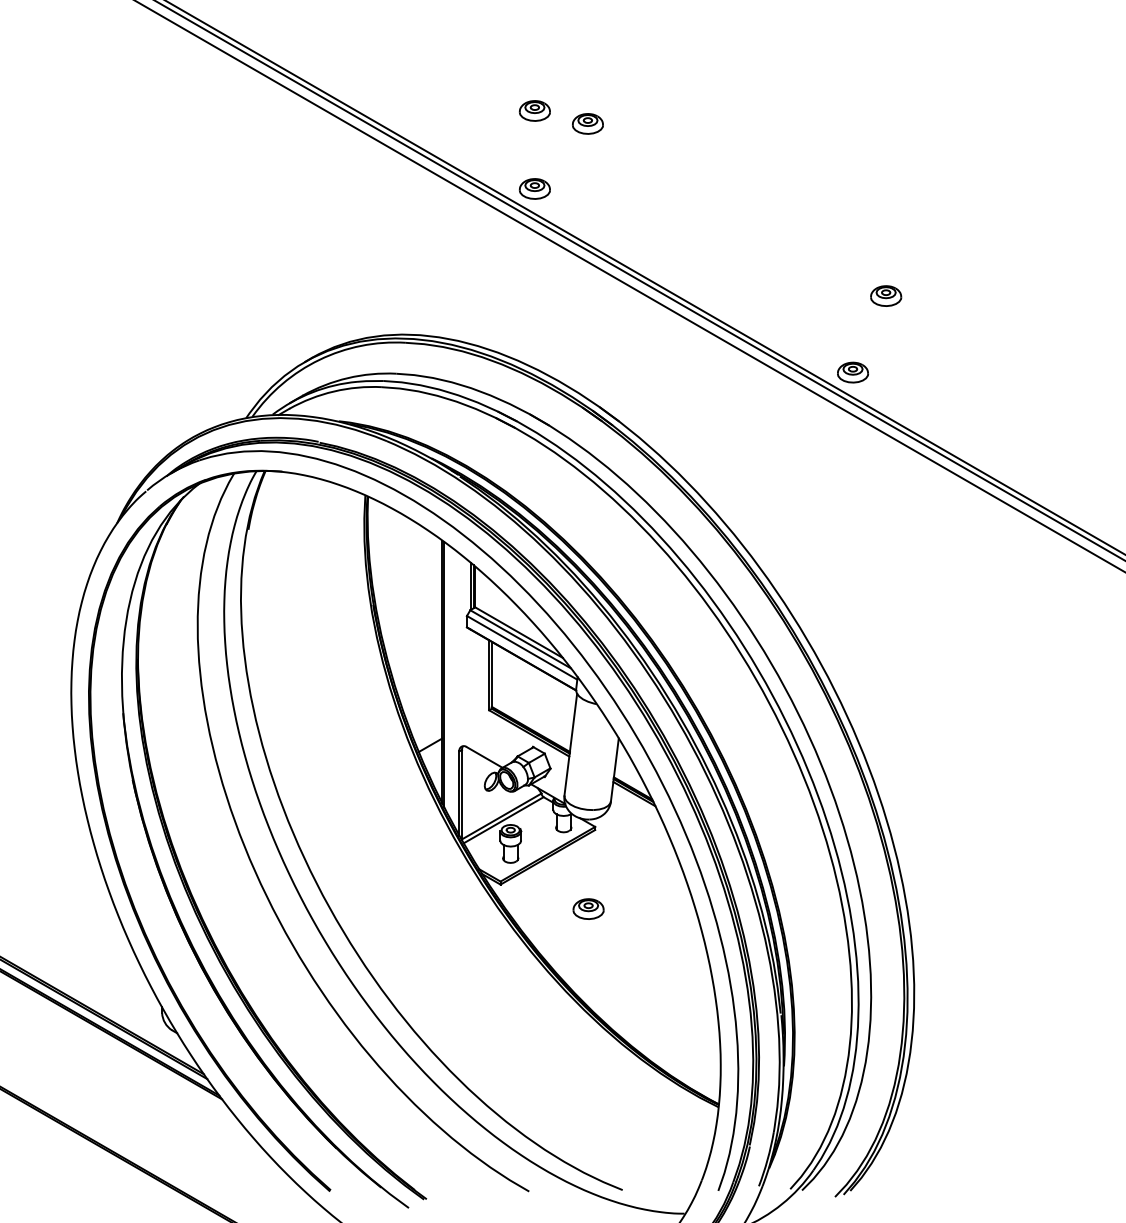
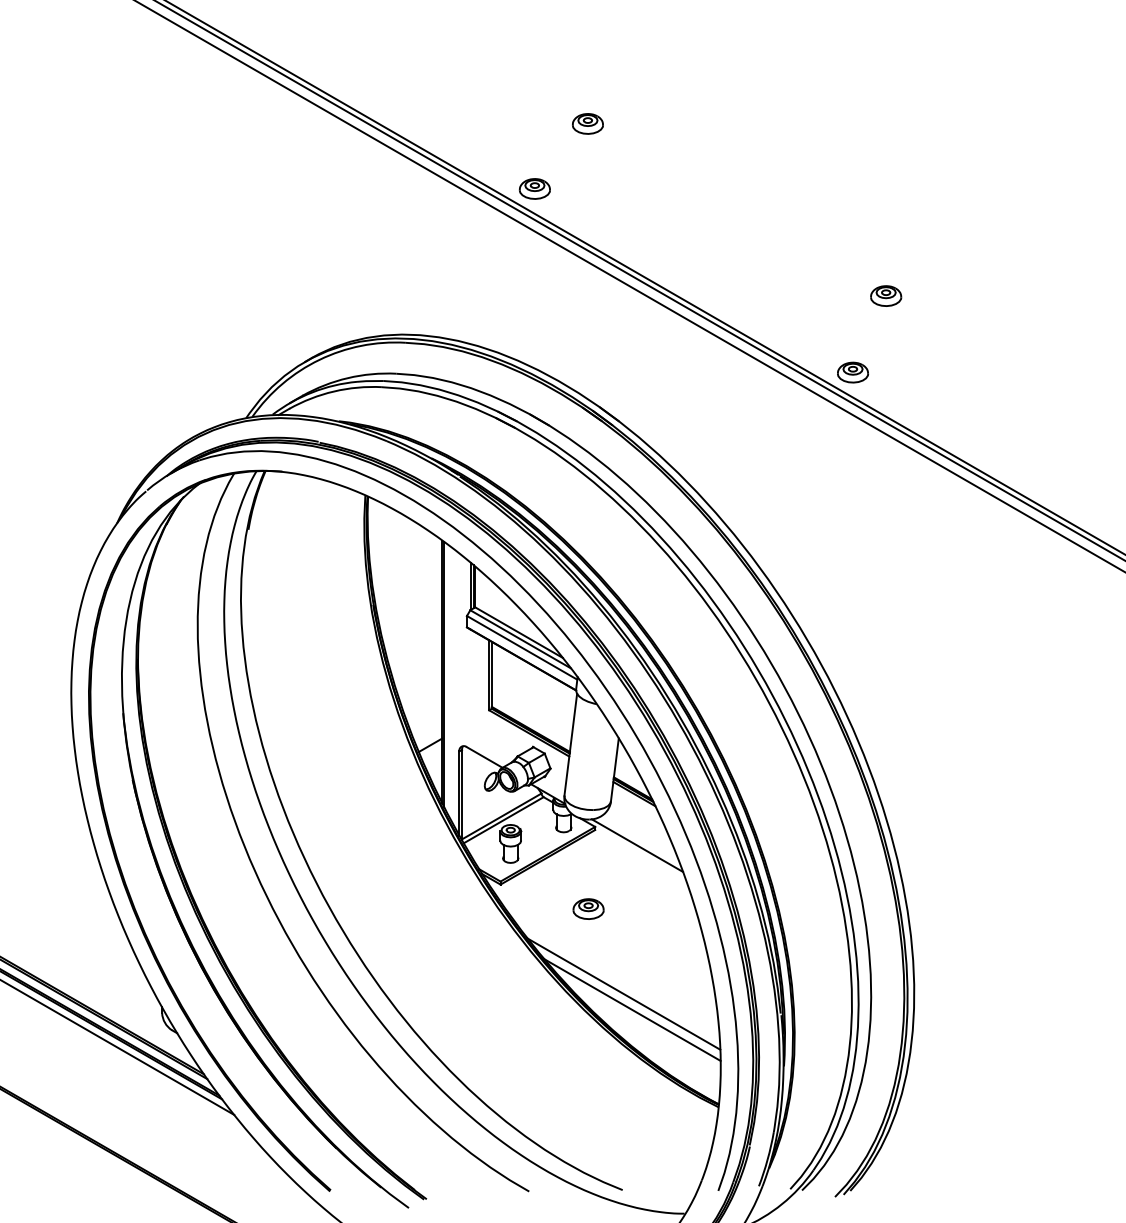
part: present -> none (534, 110)
line: none -> present (636, 845)
line: none -> present (623, 993)
line: none -> present (632, 1009)
line: none -> present (118, 1047)
